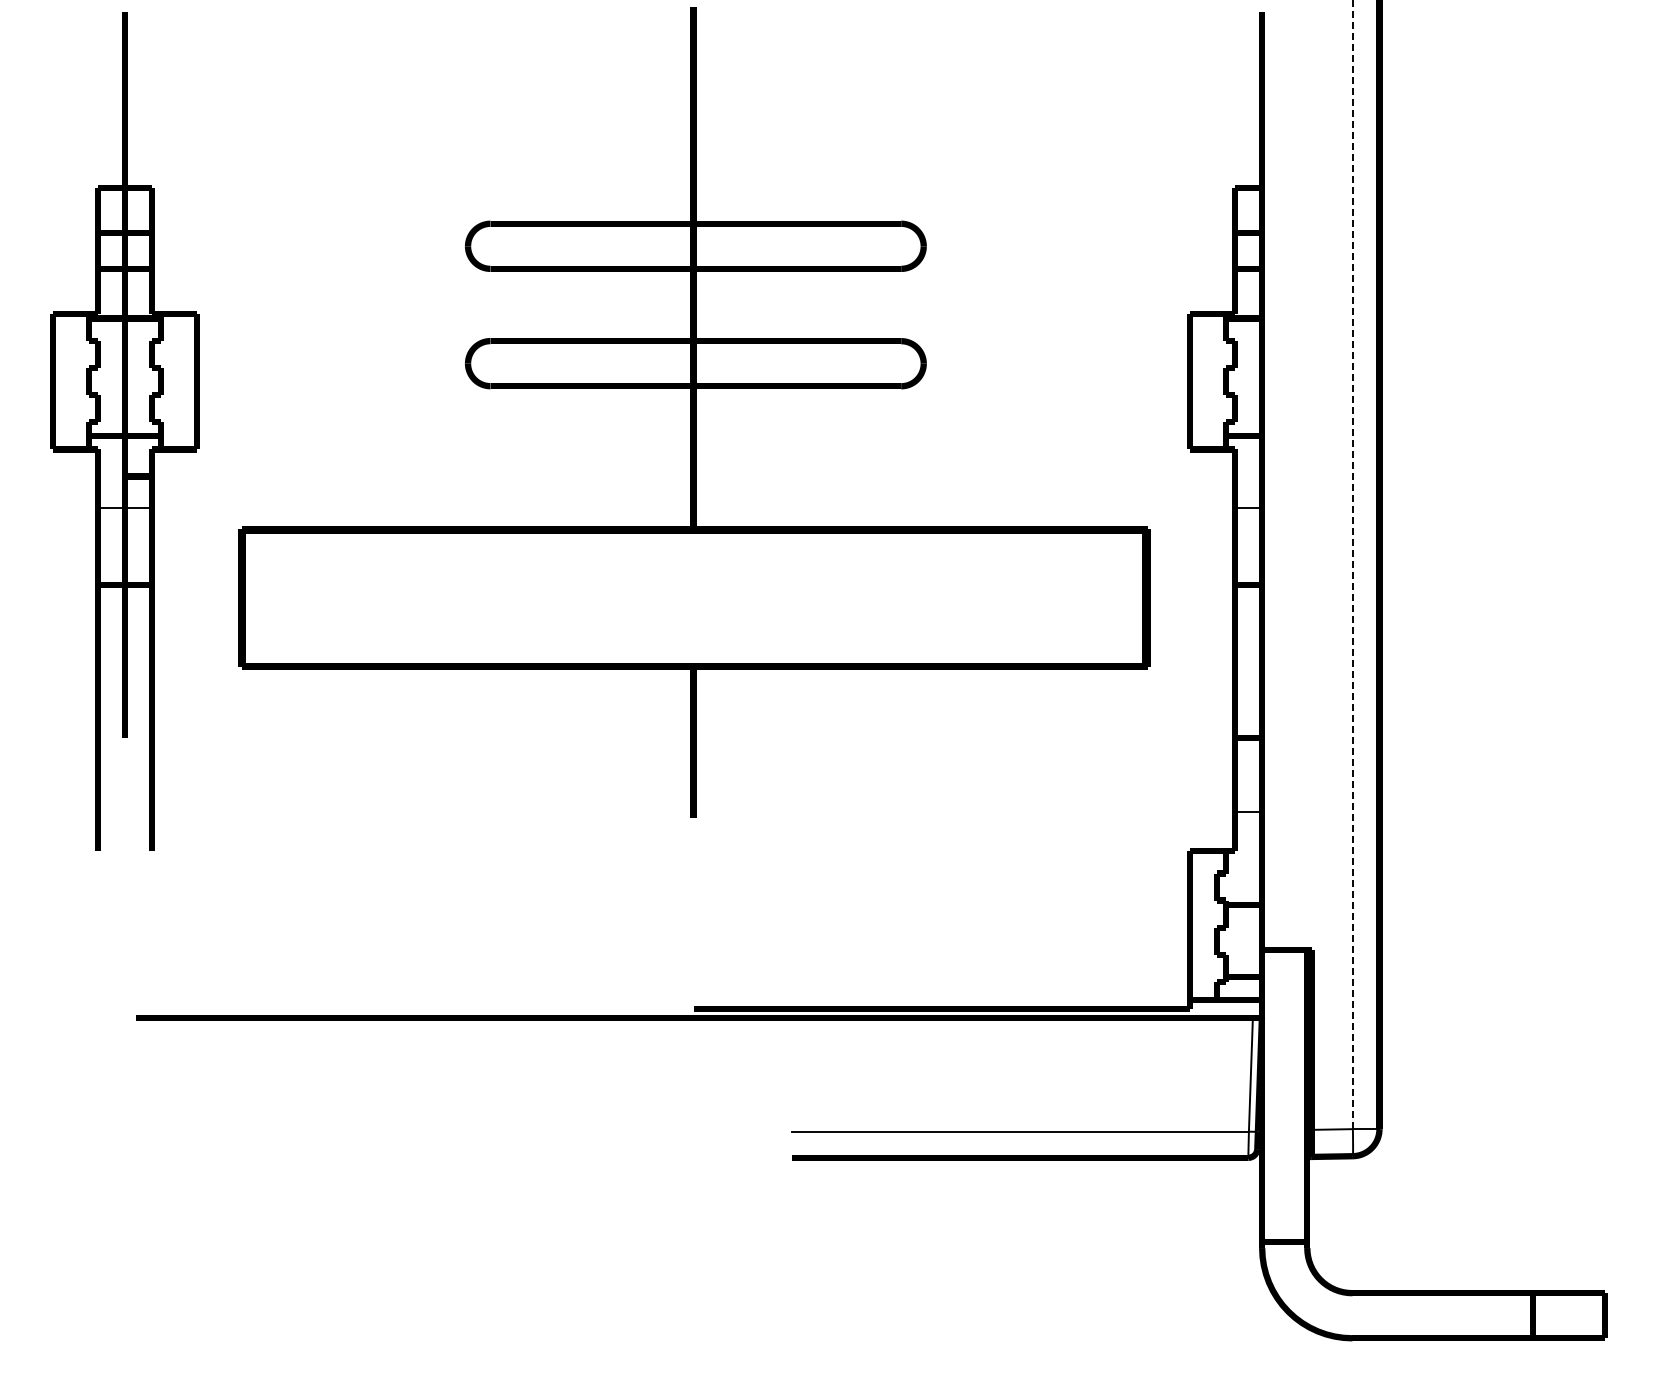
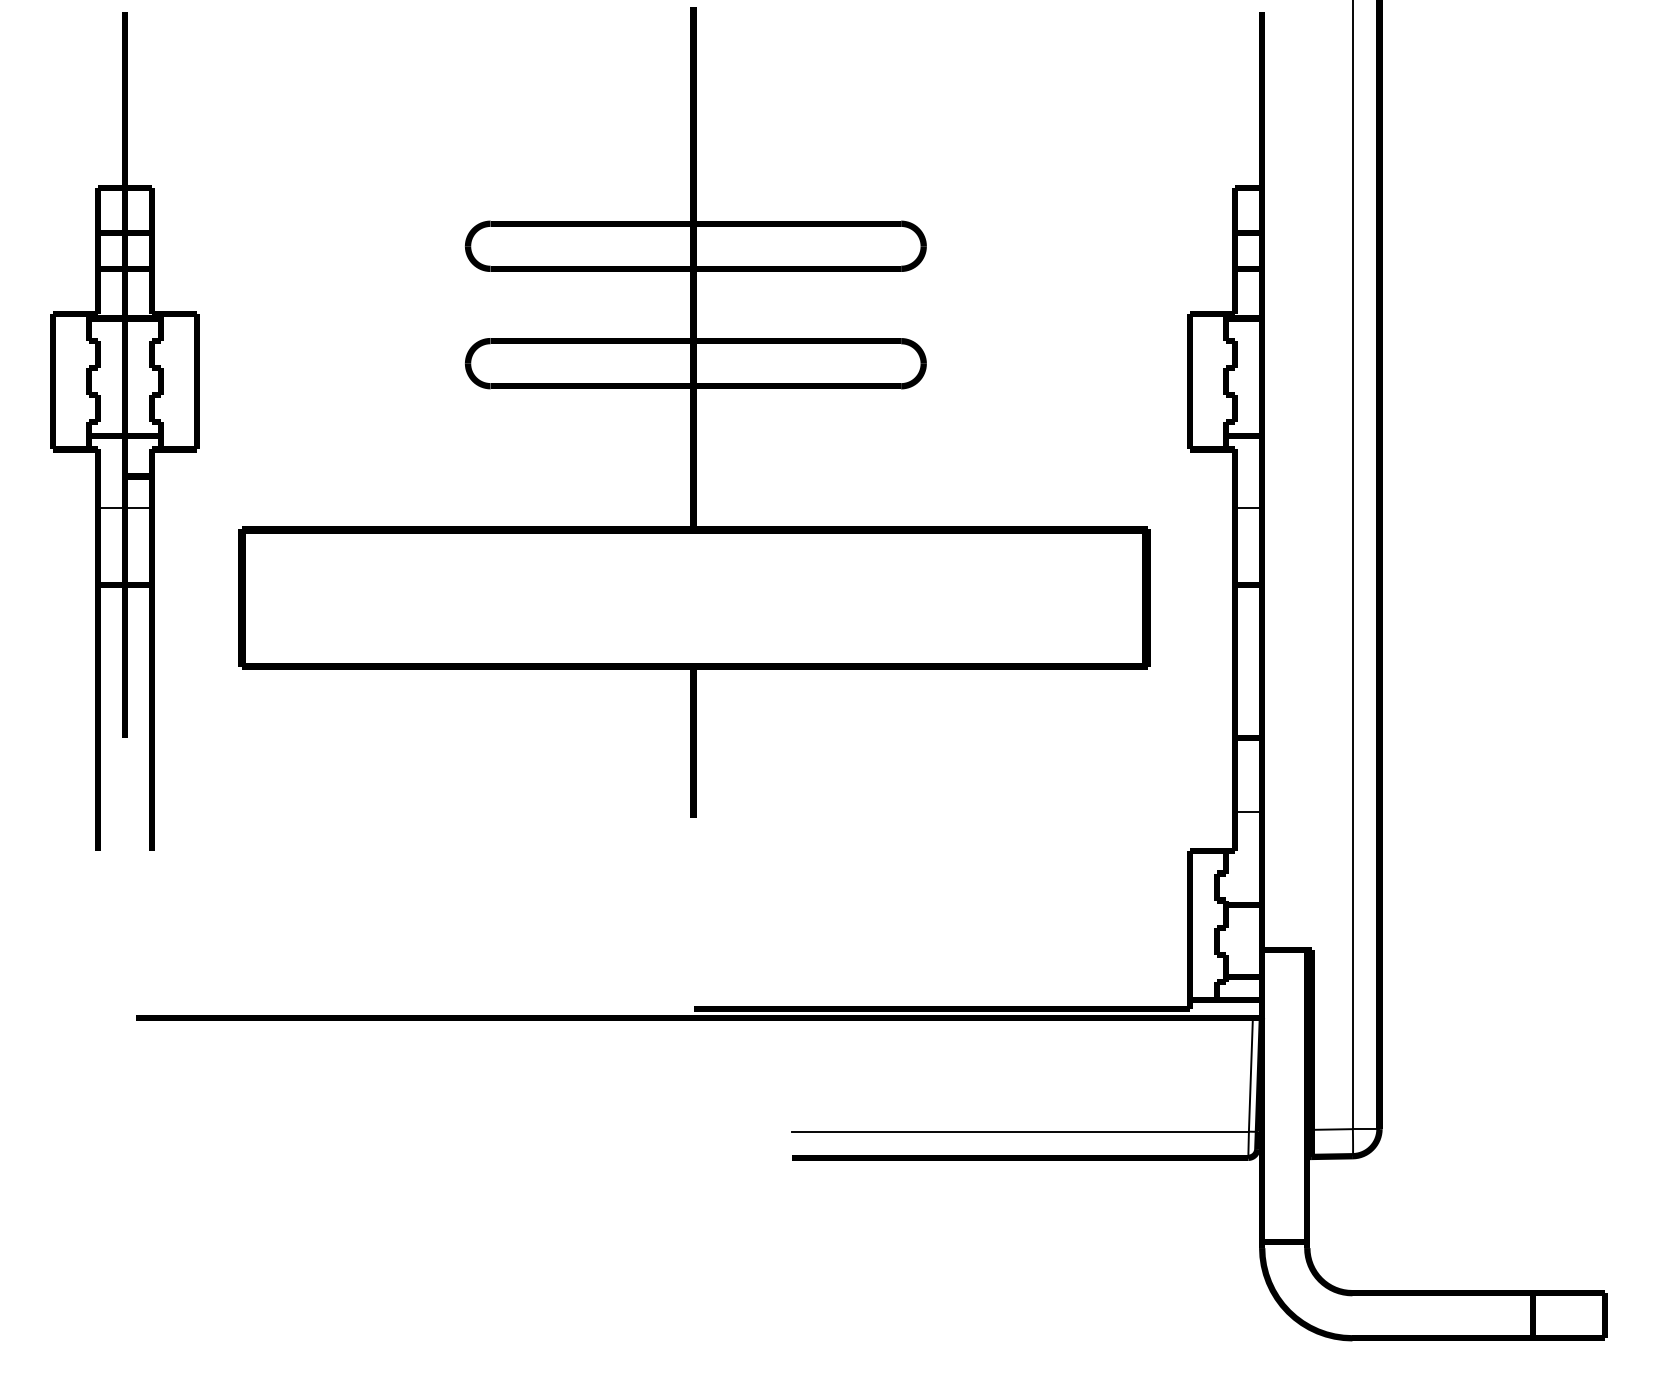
line: dashed -> solid (1352, 564)
